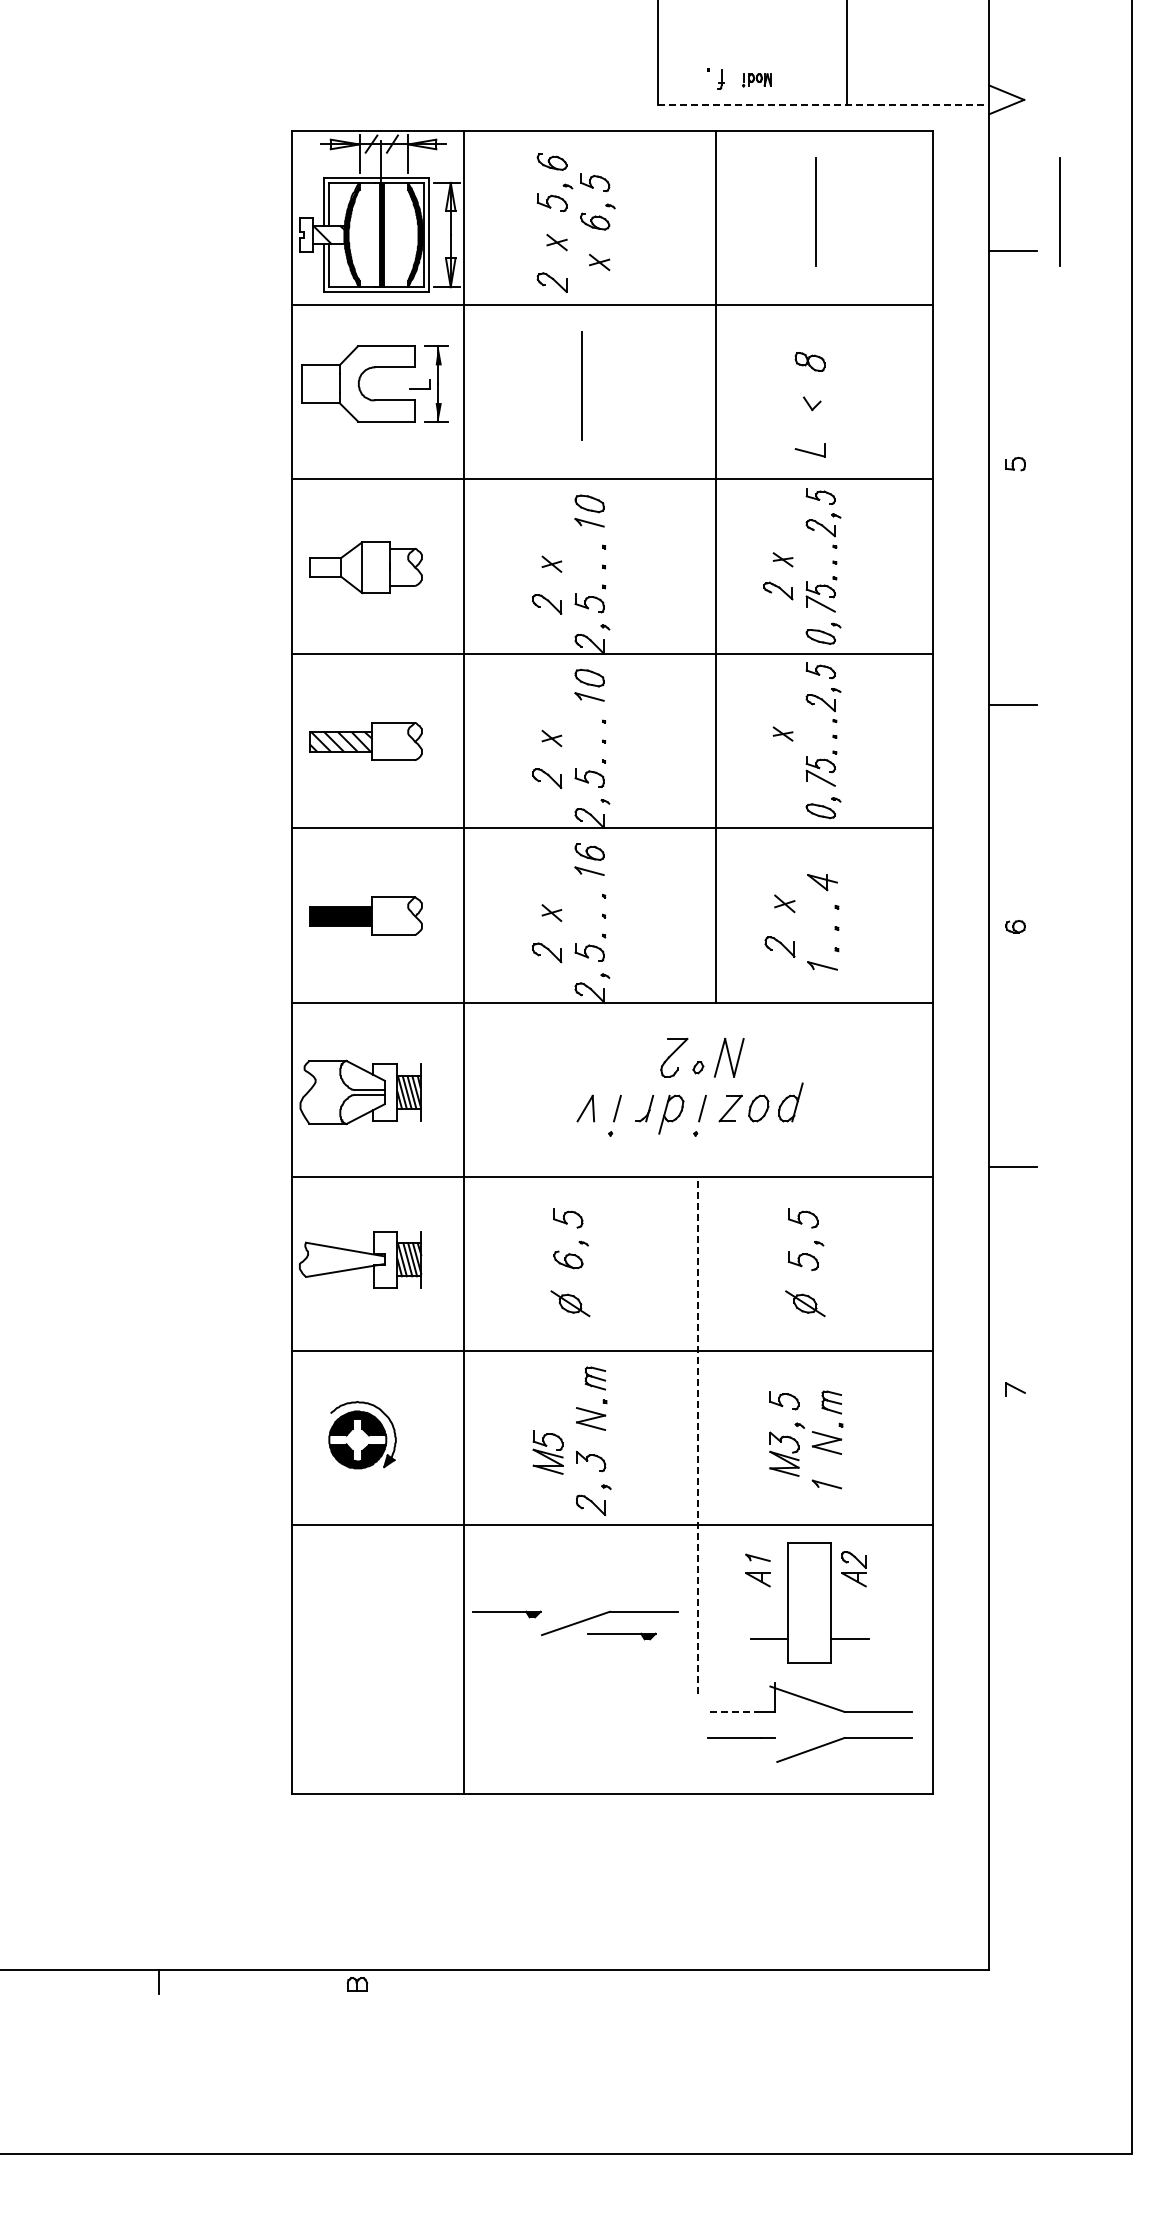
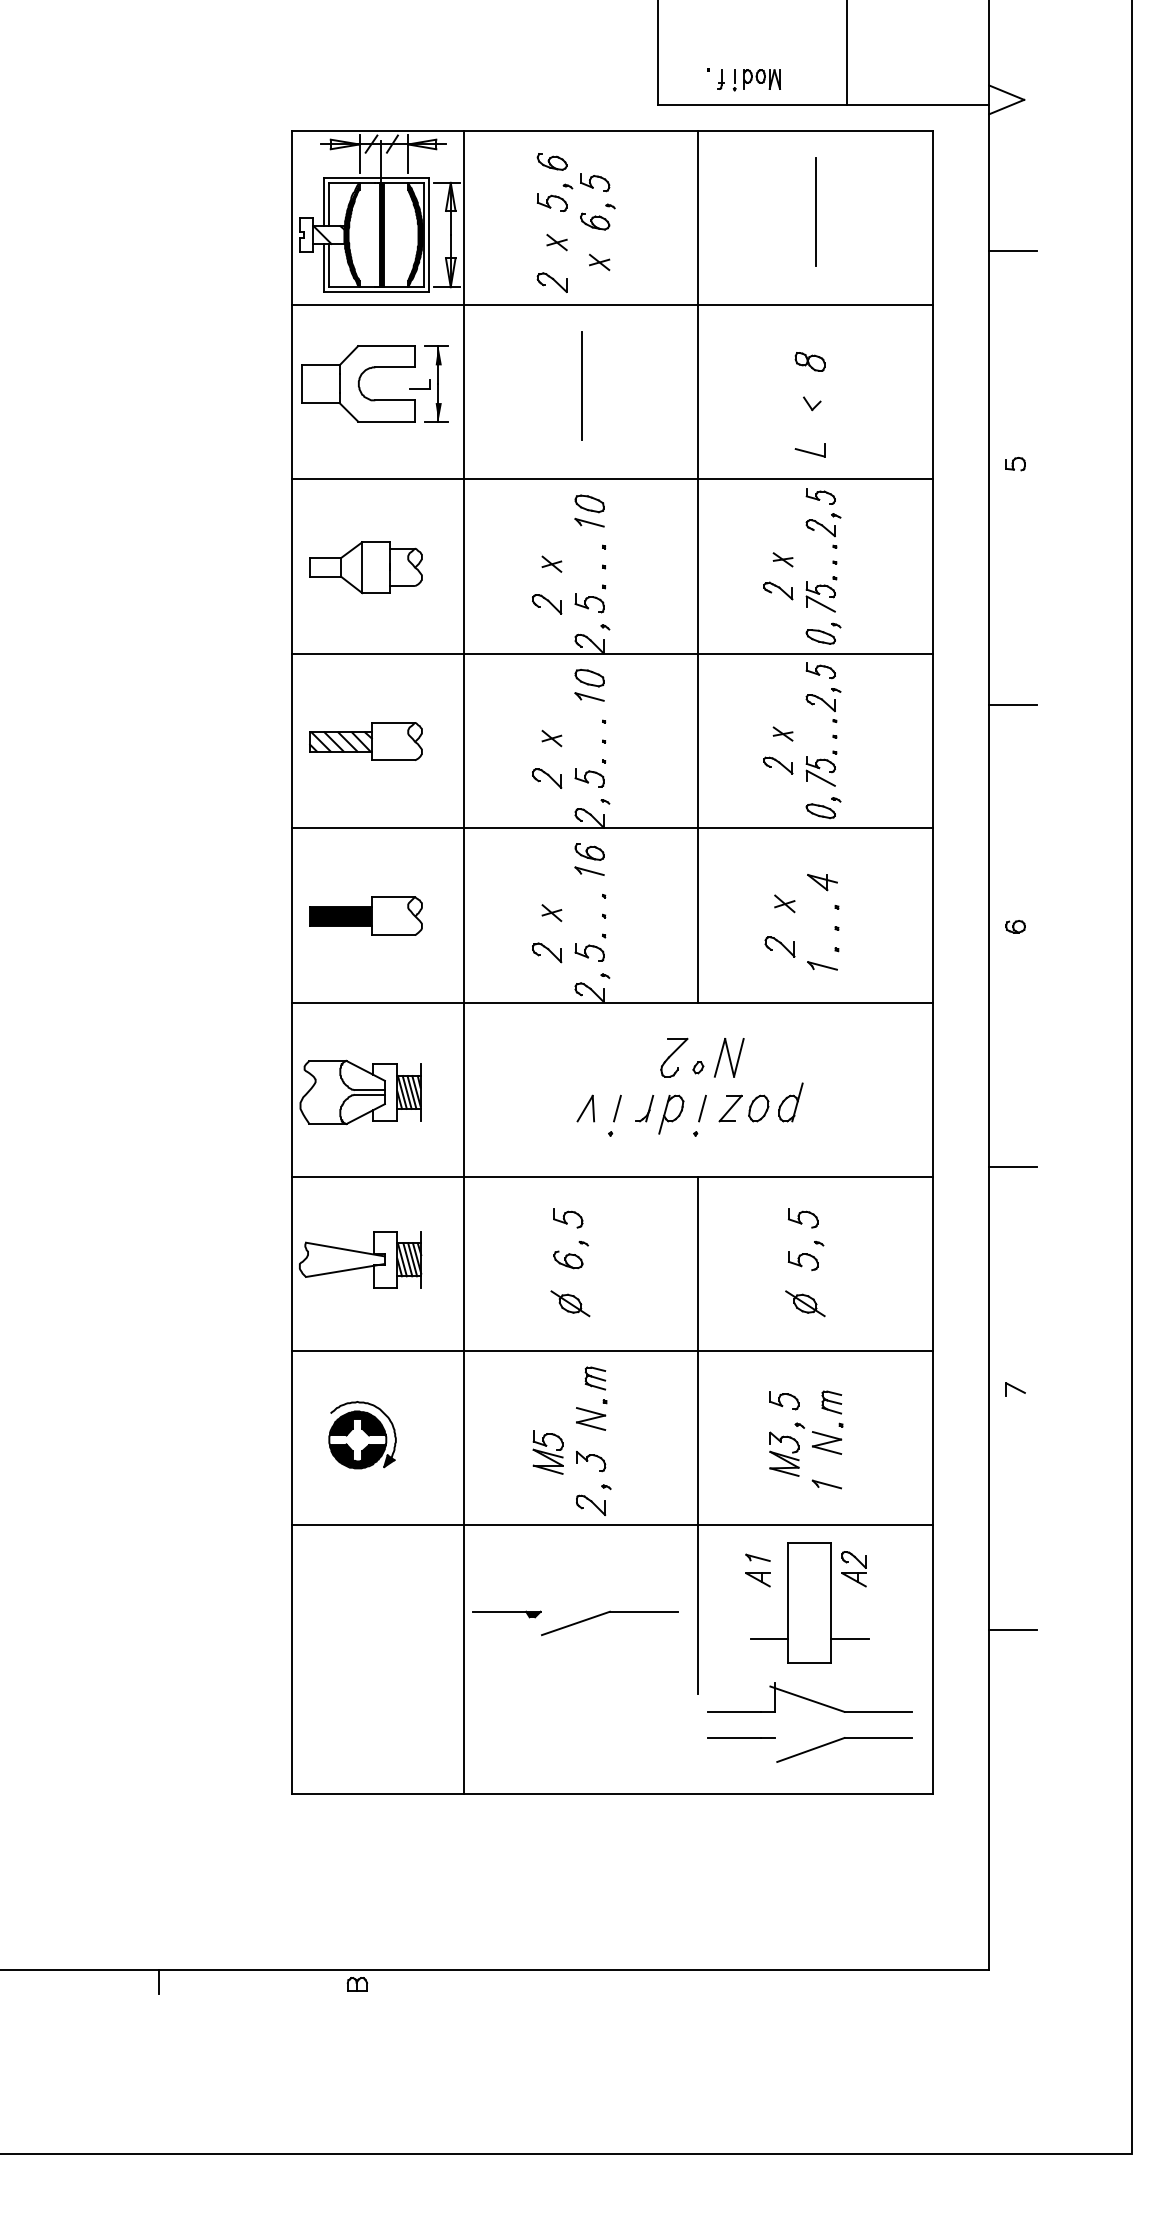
part size: 30x15 px -> 48x23 px (756, 80)
line: dashed -> solid (823, 104)
line: present -> none (1059, 211)
line position: (716, 566) -> (698, 566) (698, 566)
part: none -> present (778, 765)
line: dashed -> solid (698, 1435)
line: none -> present (1012, 1630)
part: present -> none (621, 1636)
line: dashed -> solid (733, 1711)
